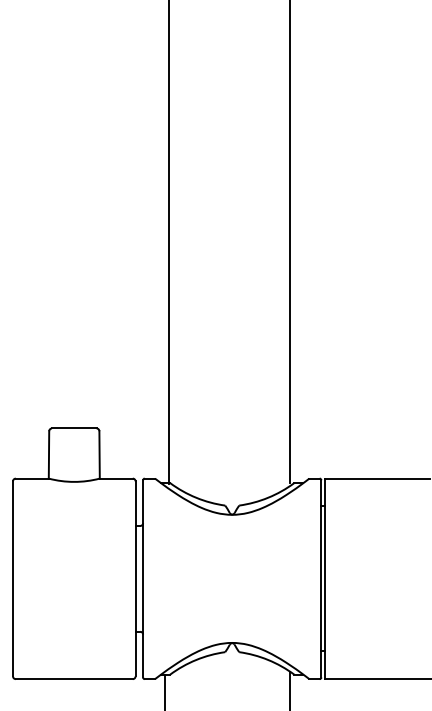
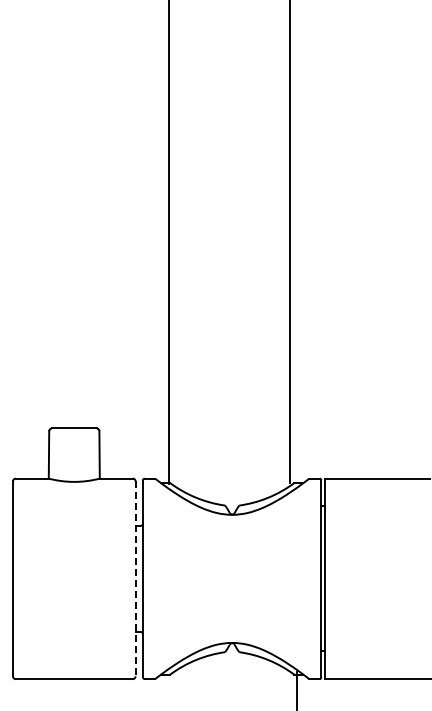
line: solid -> dashed (135, 579)
line position: (290, 689) -> (297, 689) (297, 689)
line: present -> none (164, 690)
